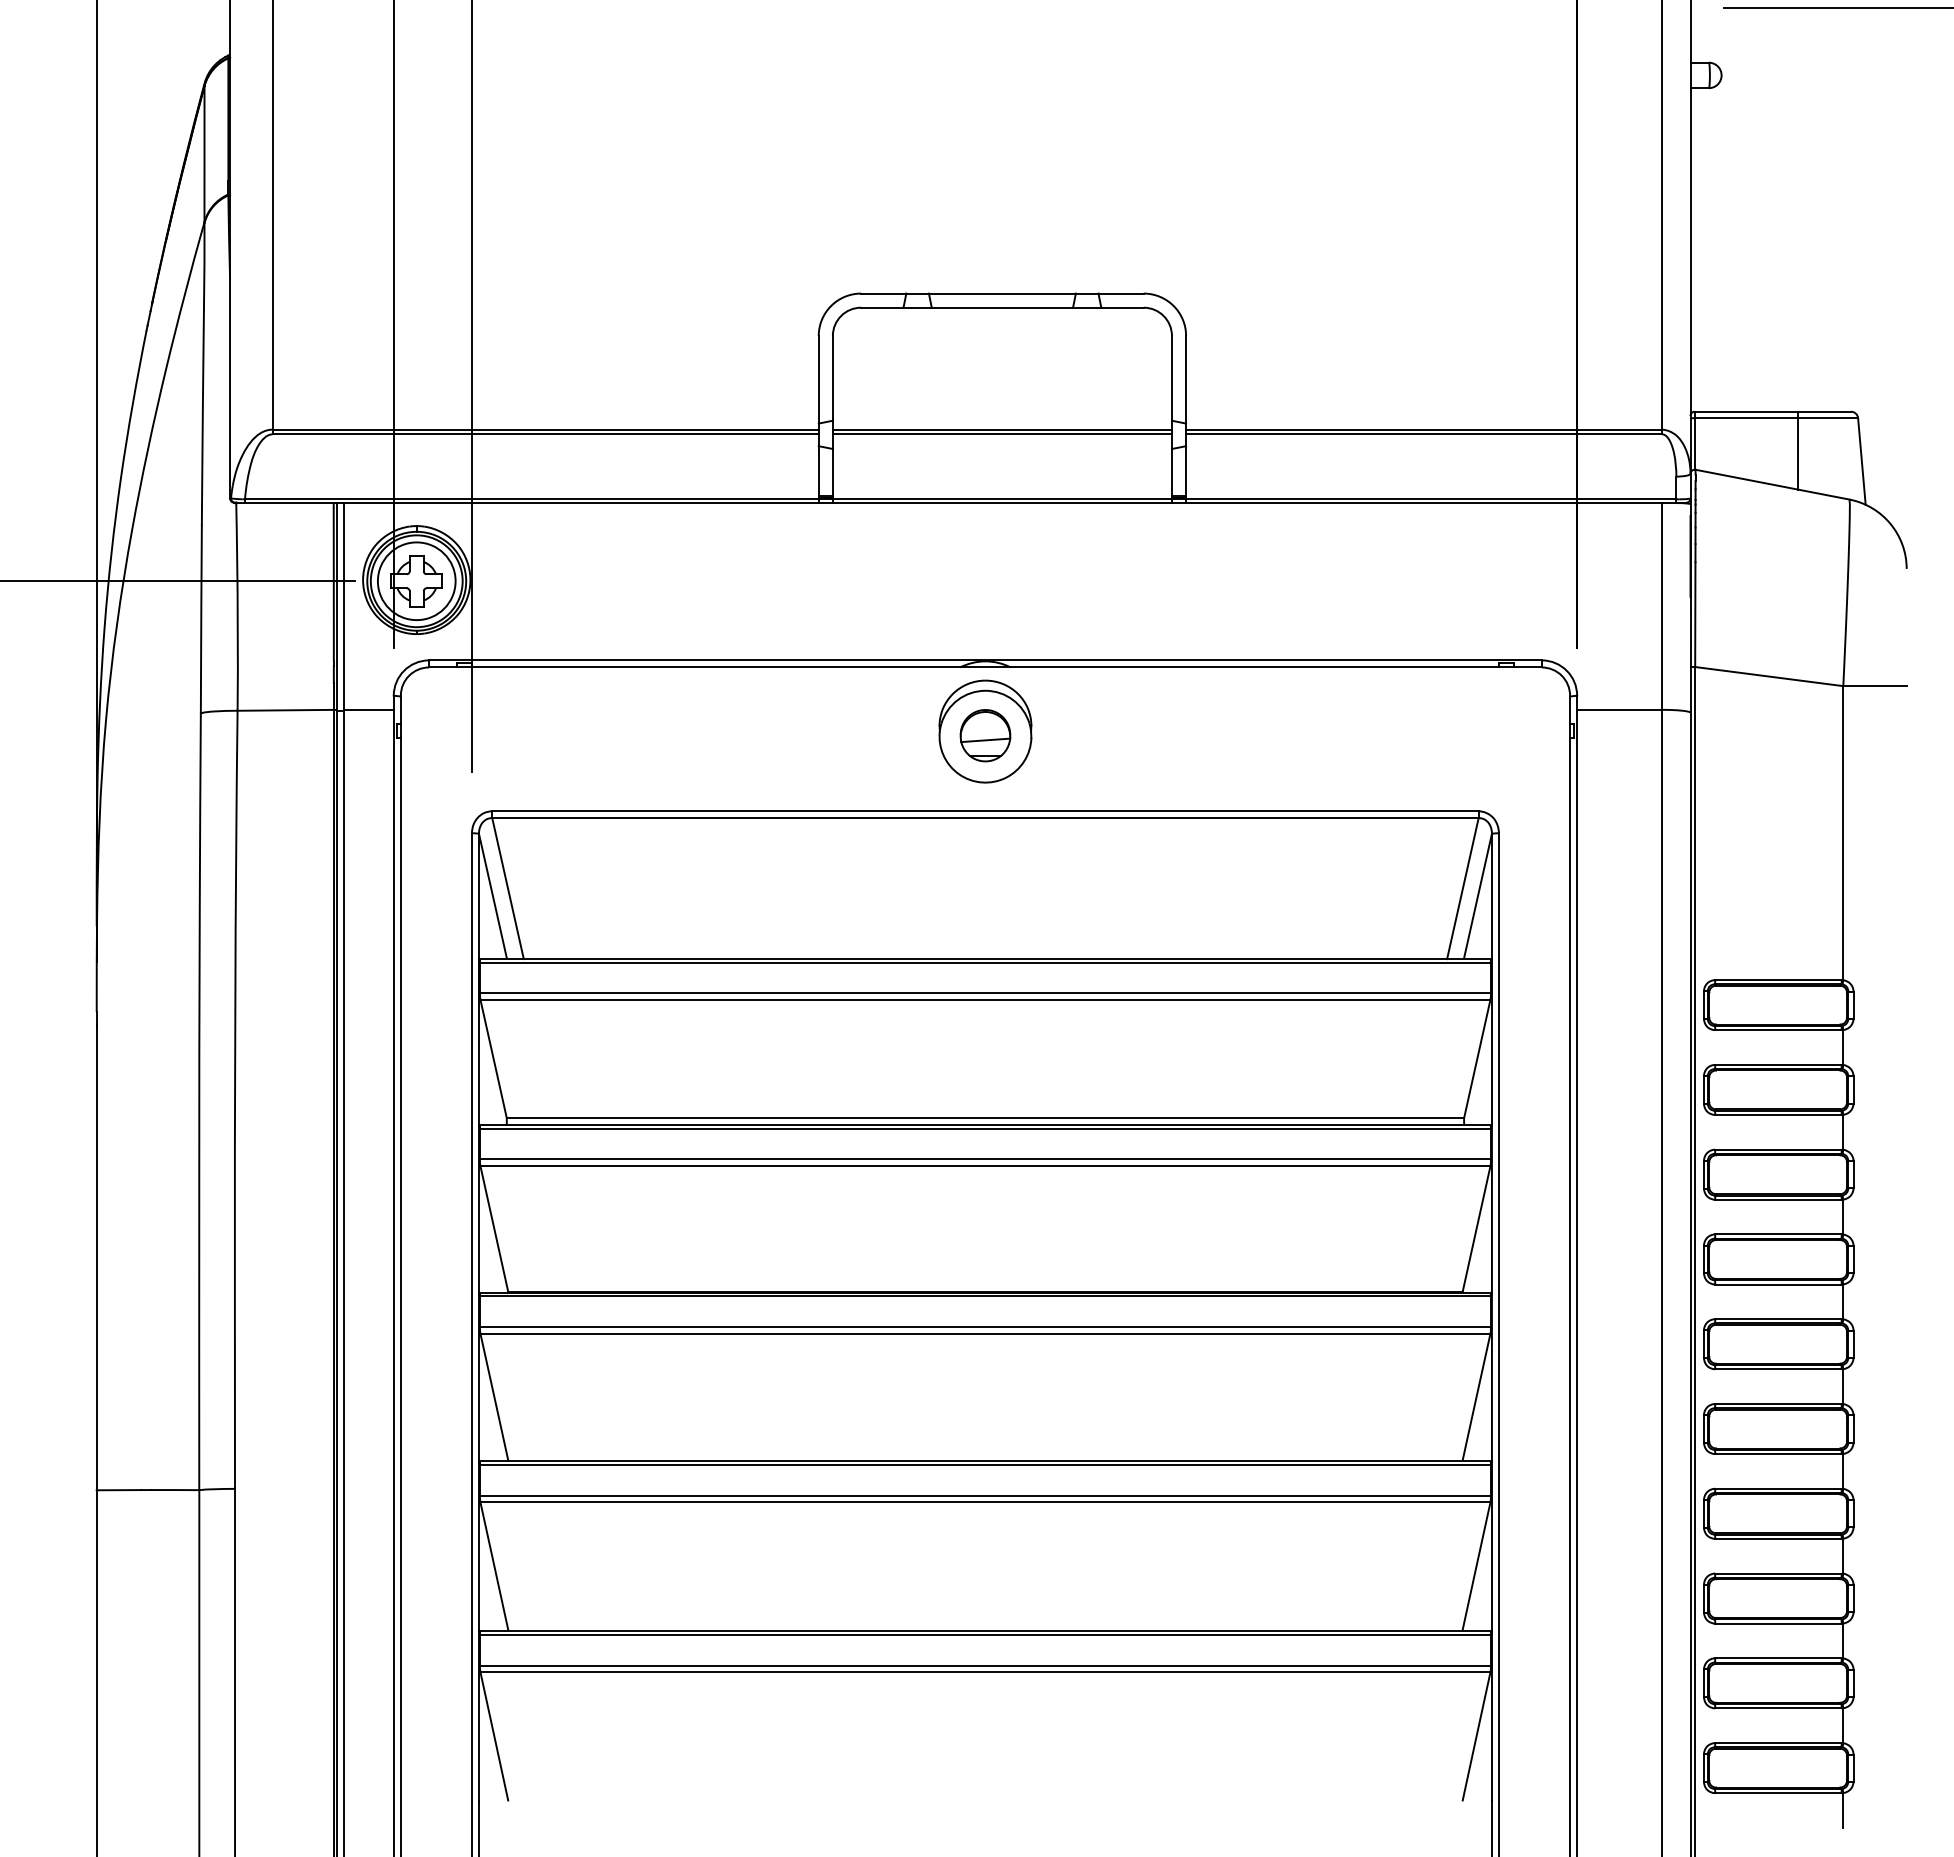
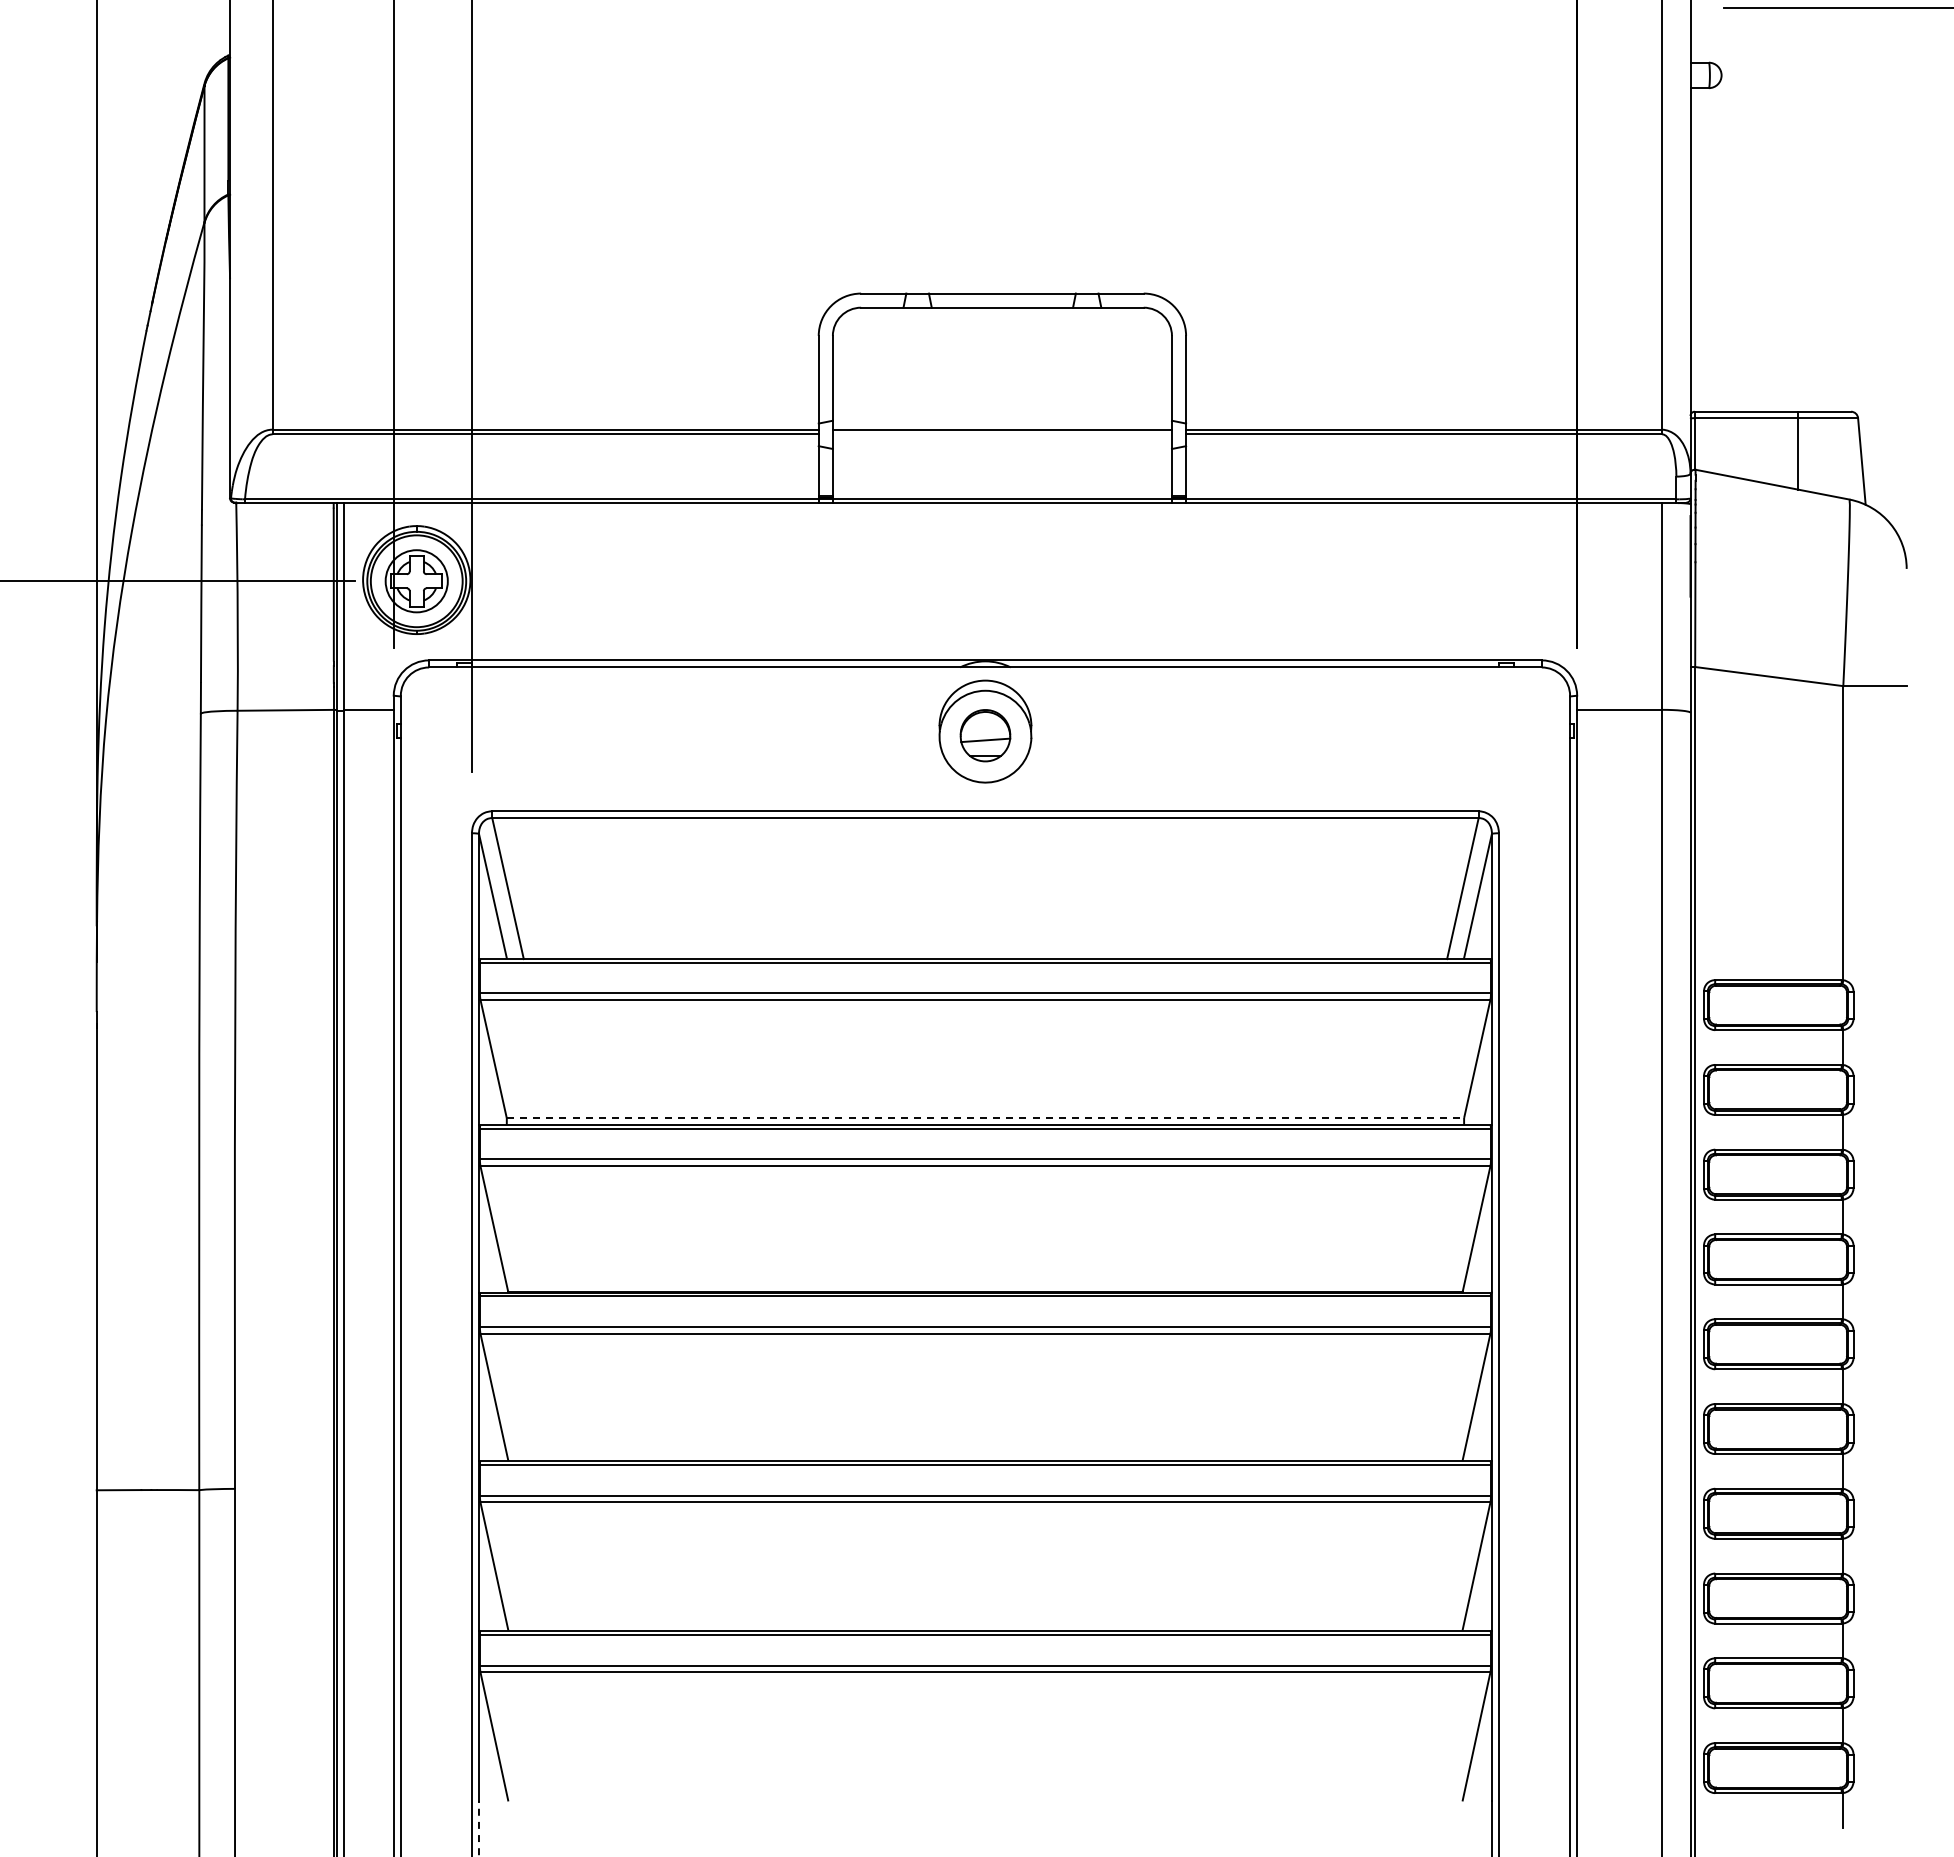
line: present -> none (1001, 434)
circle diameter: 78 px -> 62 px (416, 581)
line: solid -> dashed (985, 1117)
line: solid -> dashed (478, 1828)
